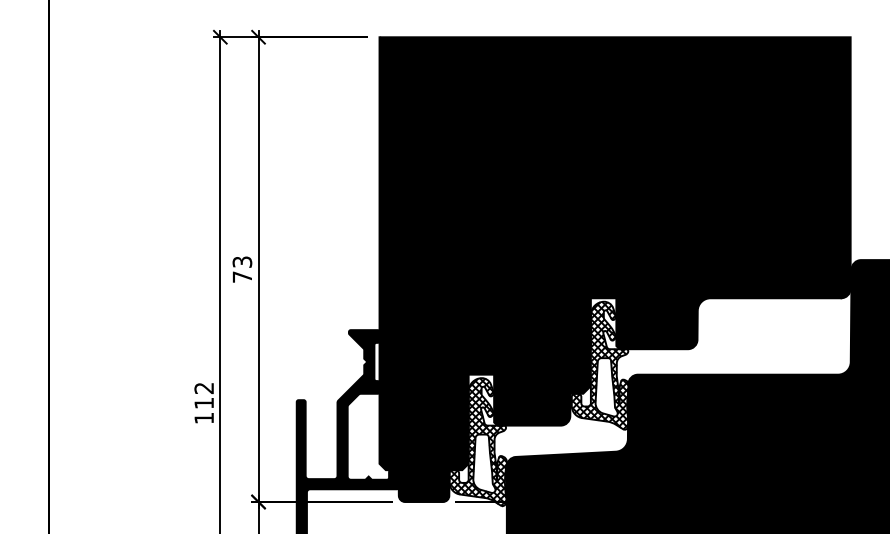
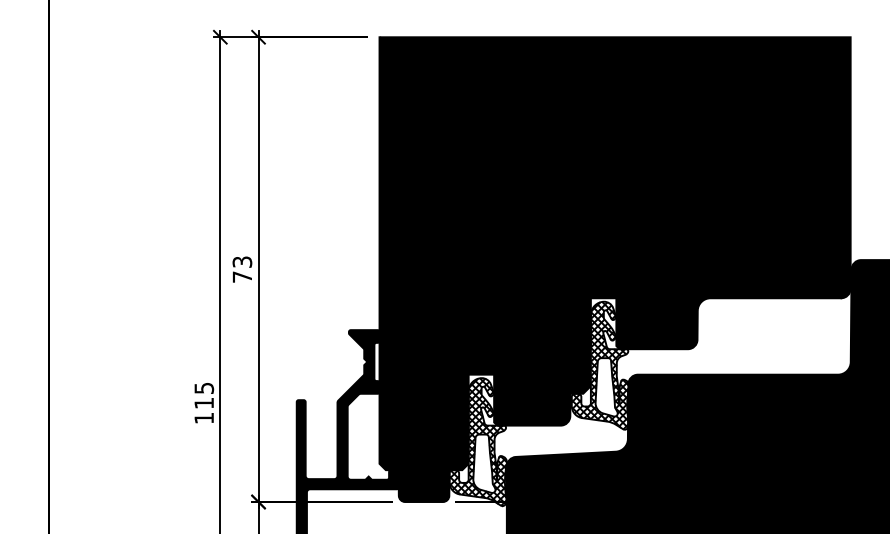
text: 112 -> 115 (204, 388)
